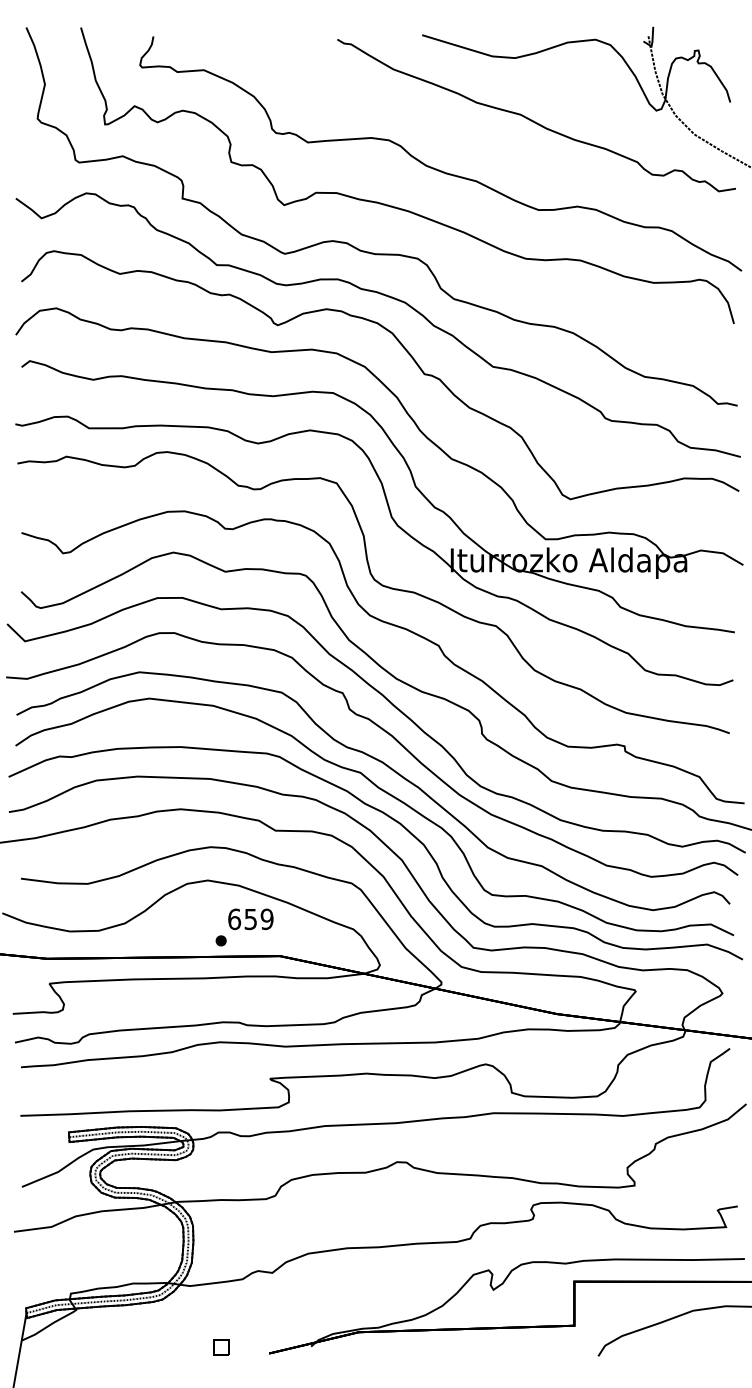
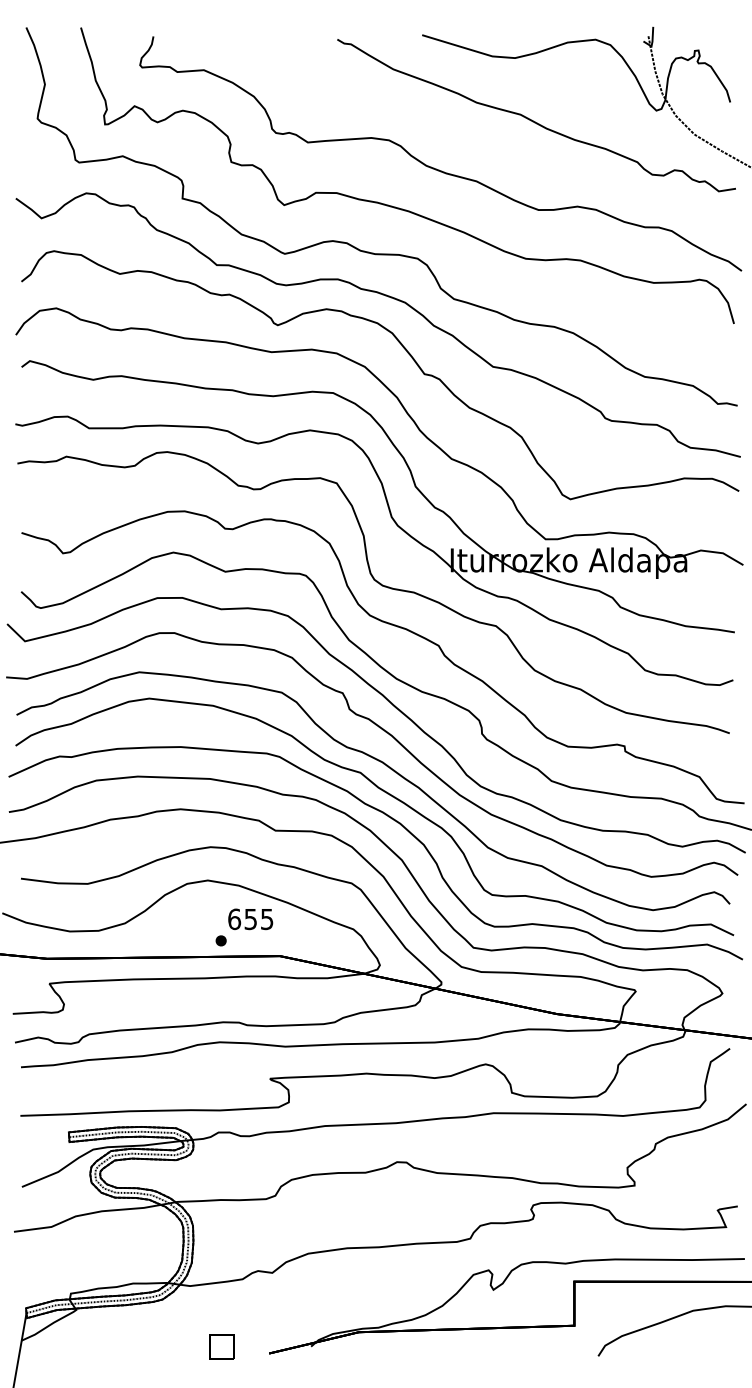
text: 659 -> 655 (266, 918)
part size: 17x17 px -> 26x26 px (221, 1346)
